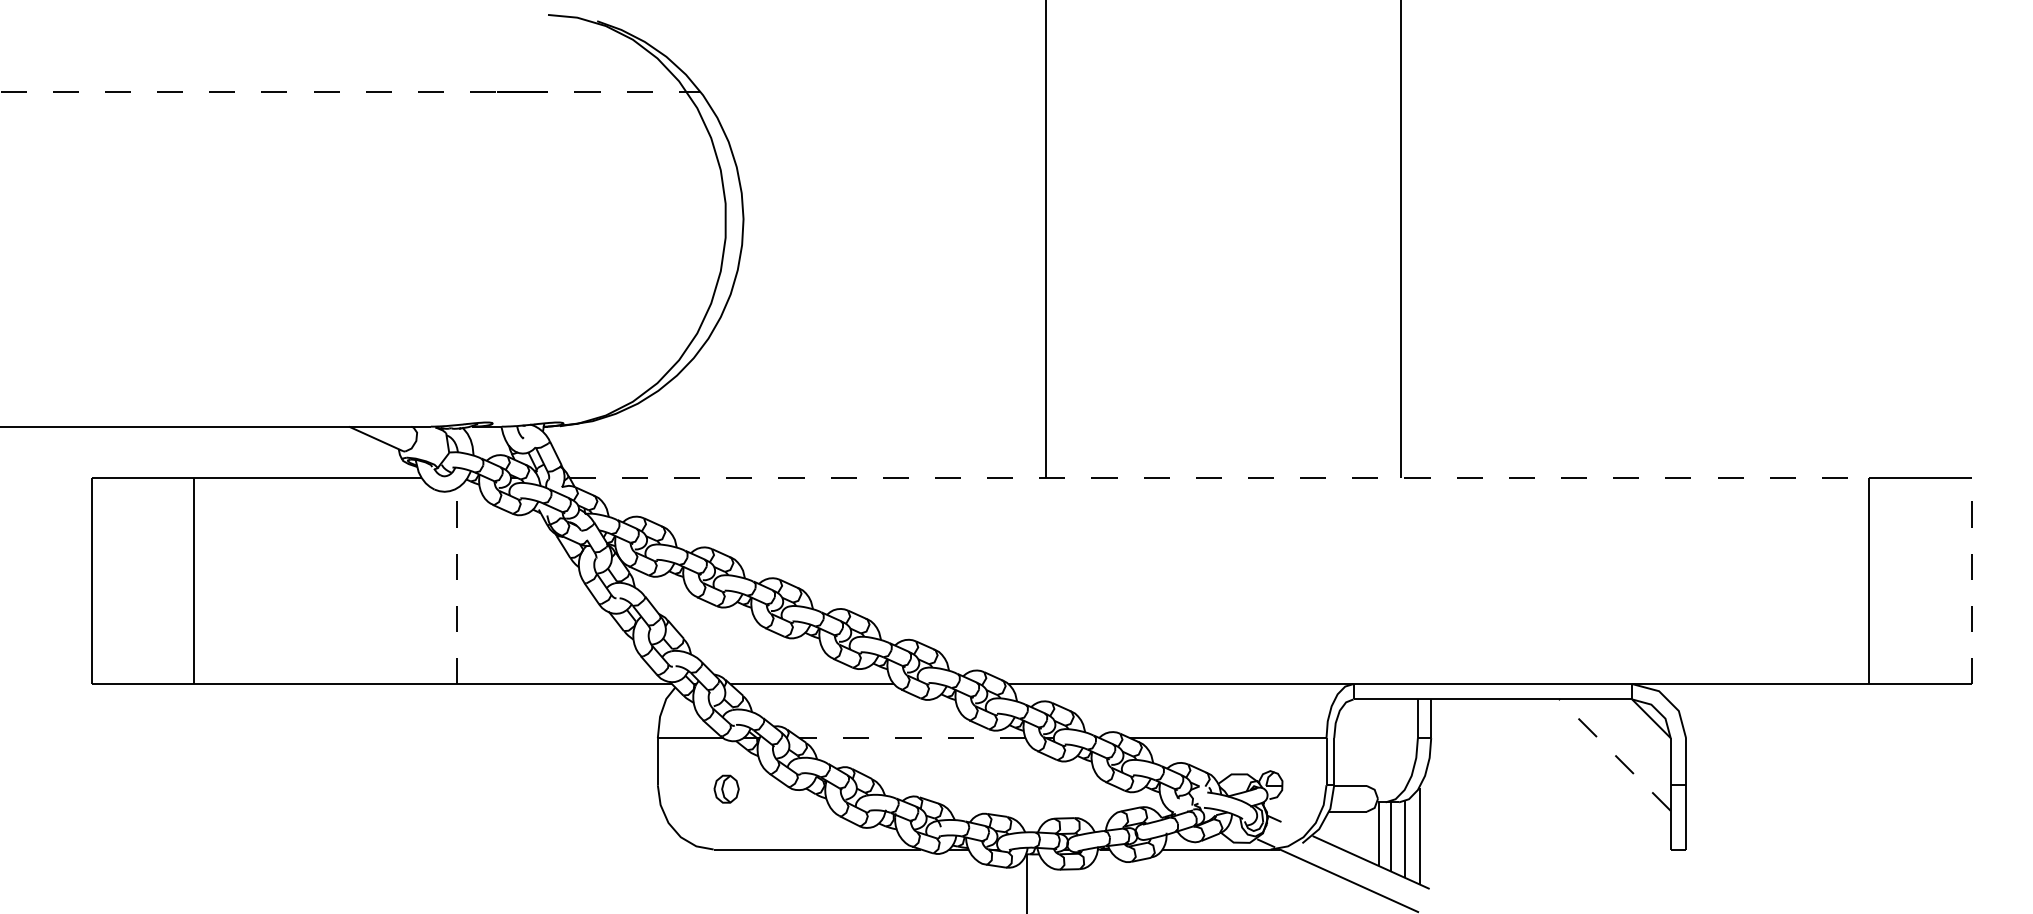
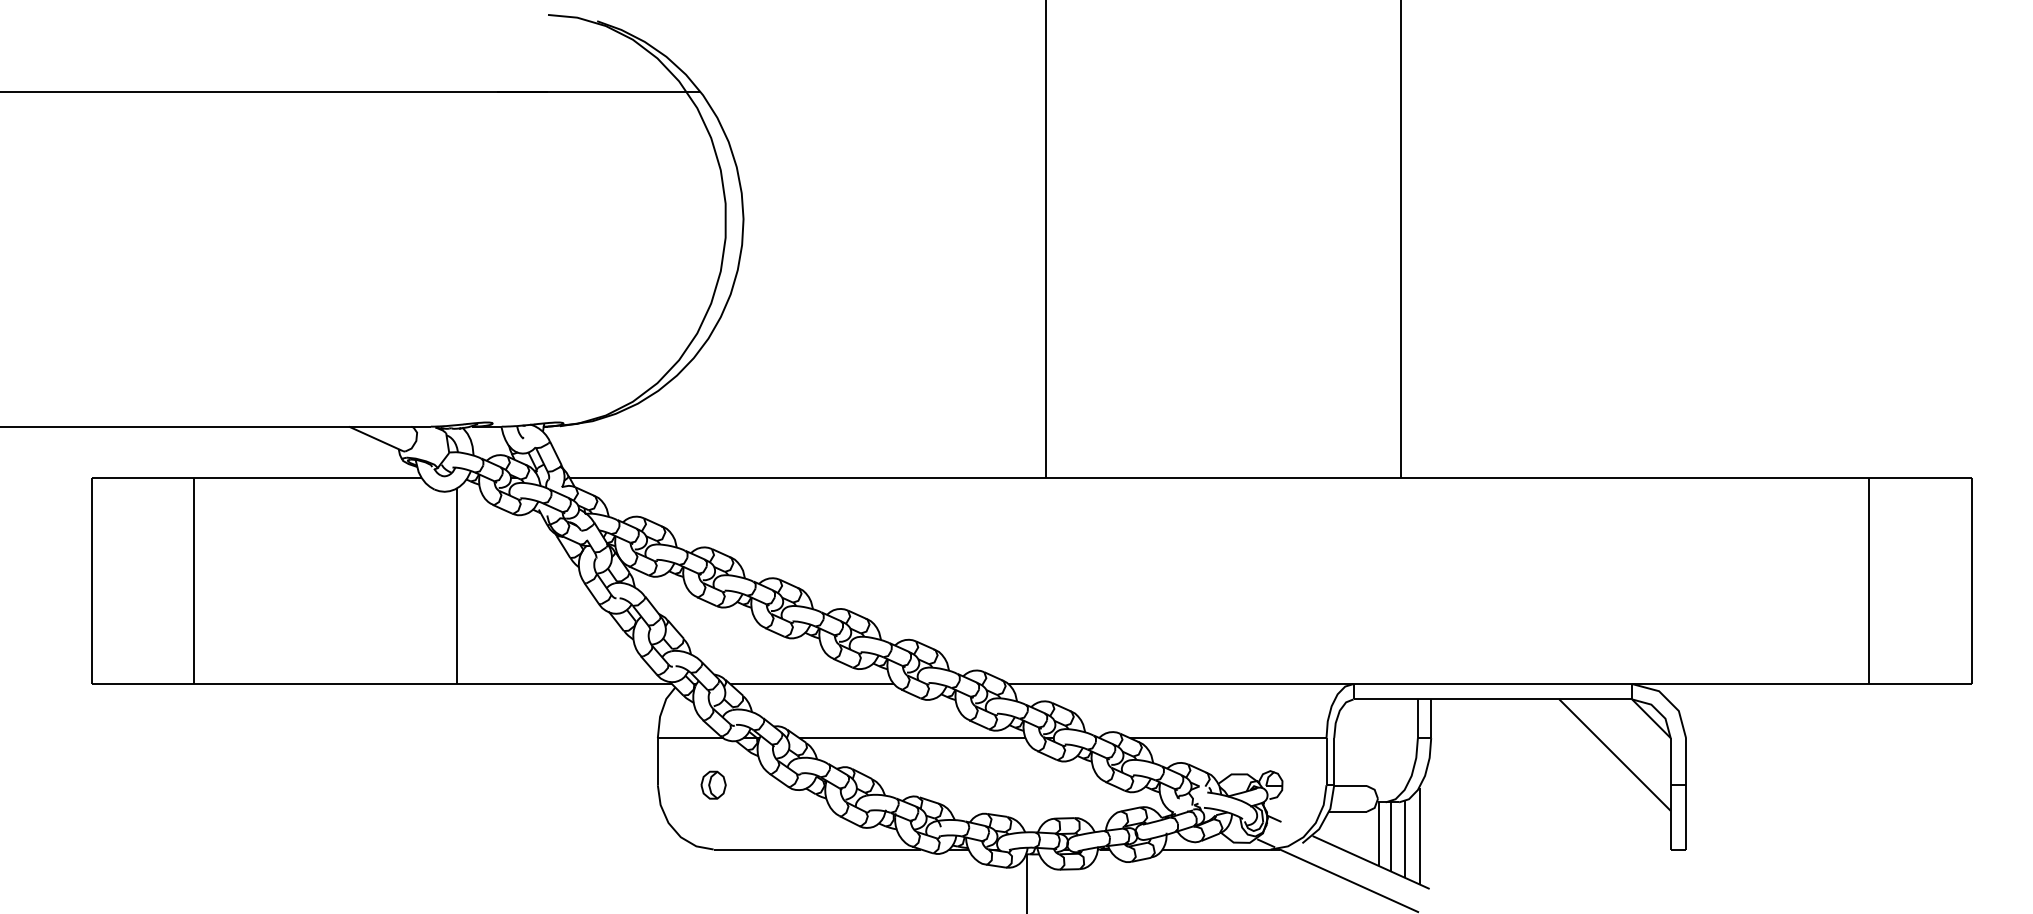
line: dashed -> solid (344, 92)
line: dashed -> solid (1219, 478)
line: dashed -> solid (1972, 581)
line: dashed -> solid (456, 586)
line: dashed -> solid (912, 738)
line: dashed -> solid (1615, 755)
part position: (726, 788) -> (713, 784) (713, 784)
